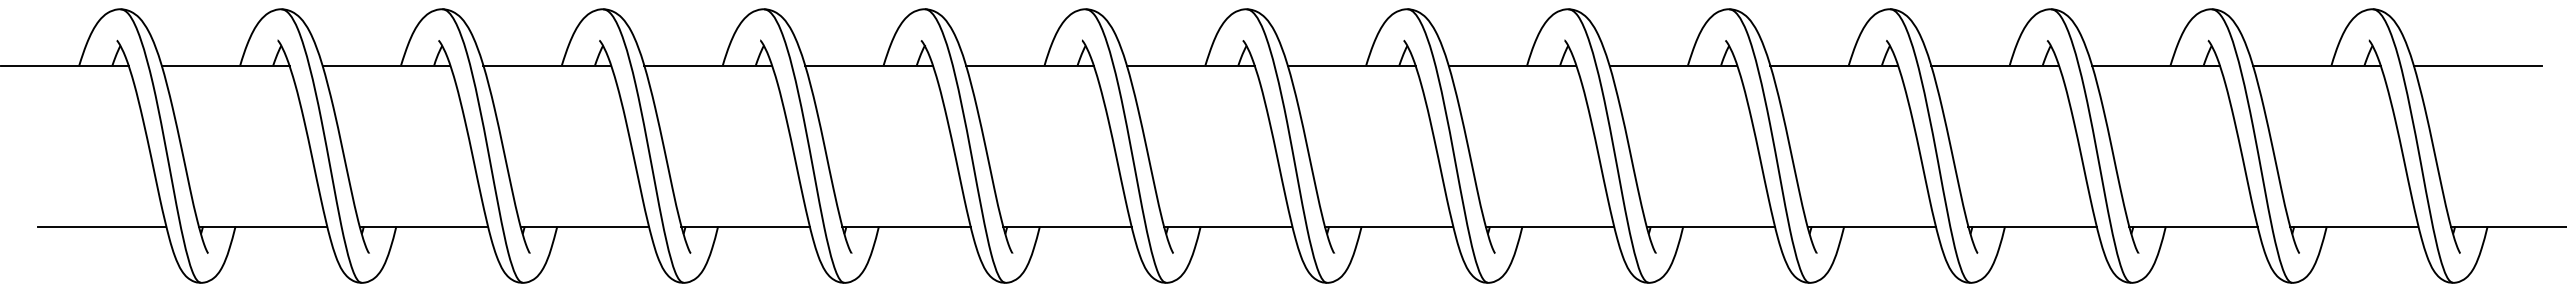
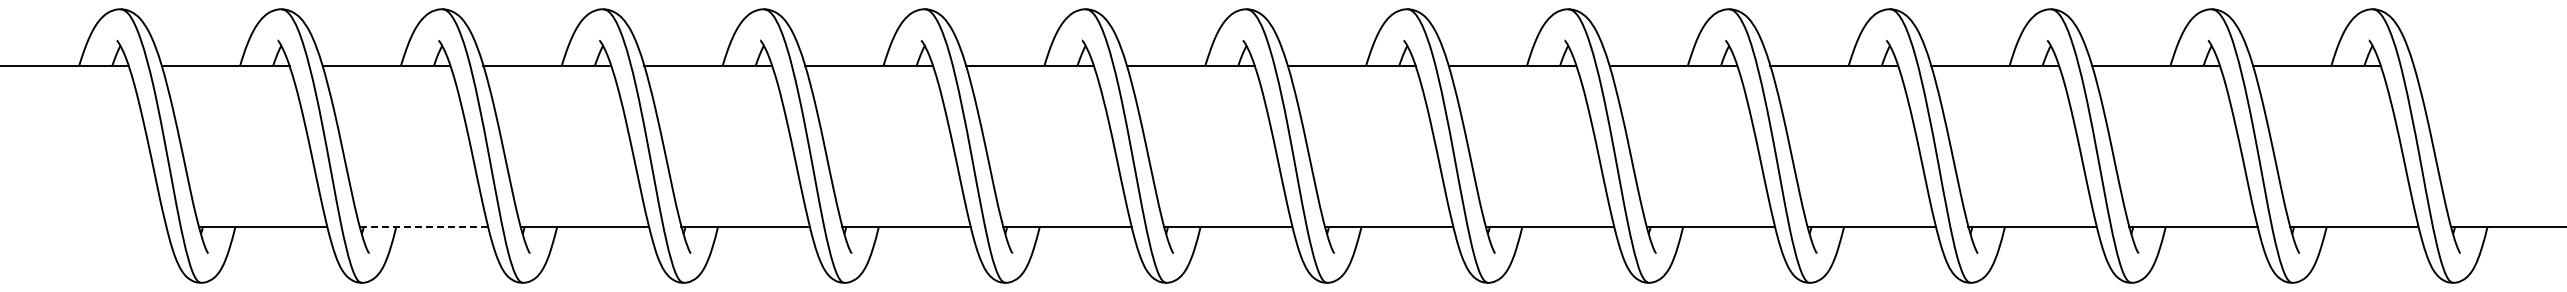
line: present -> none (2477, 65)
line: present -> none (101, 226)
line: solid -> dashed (423, 226)
